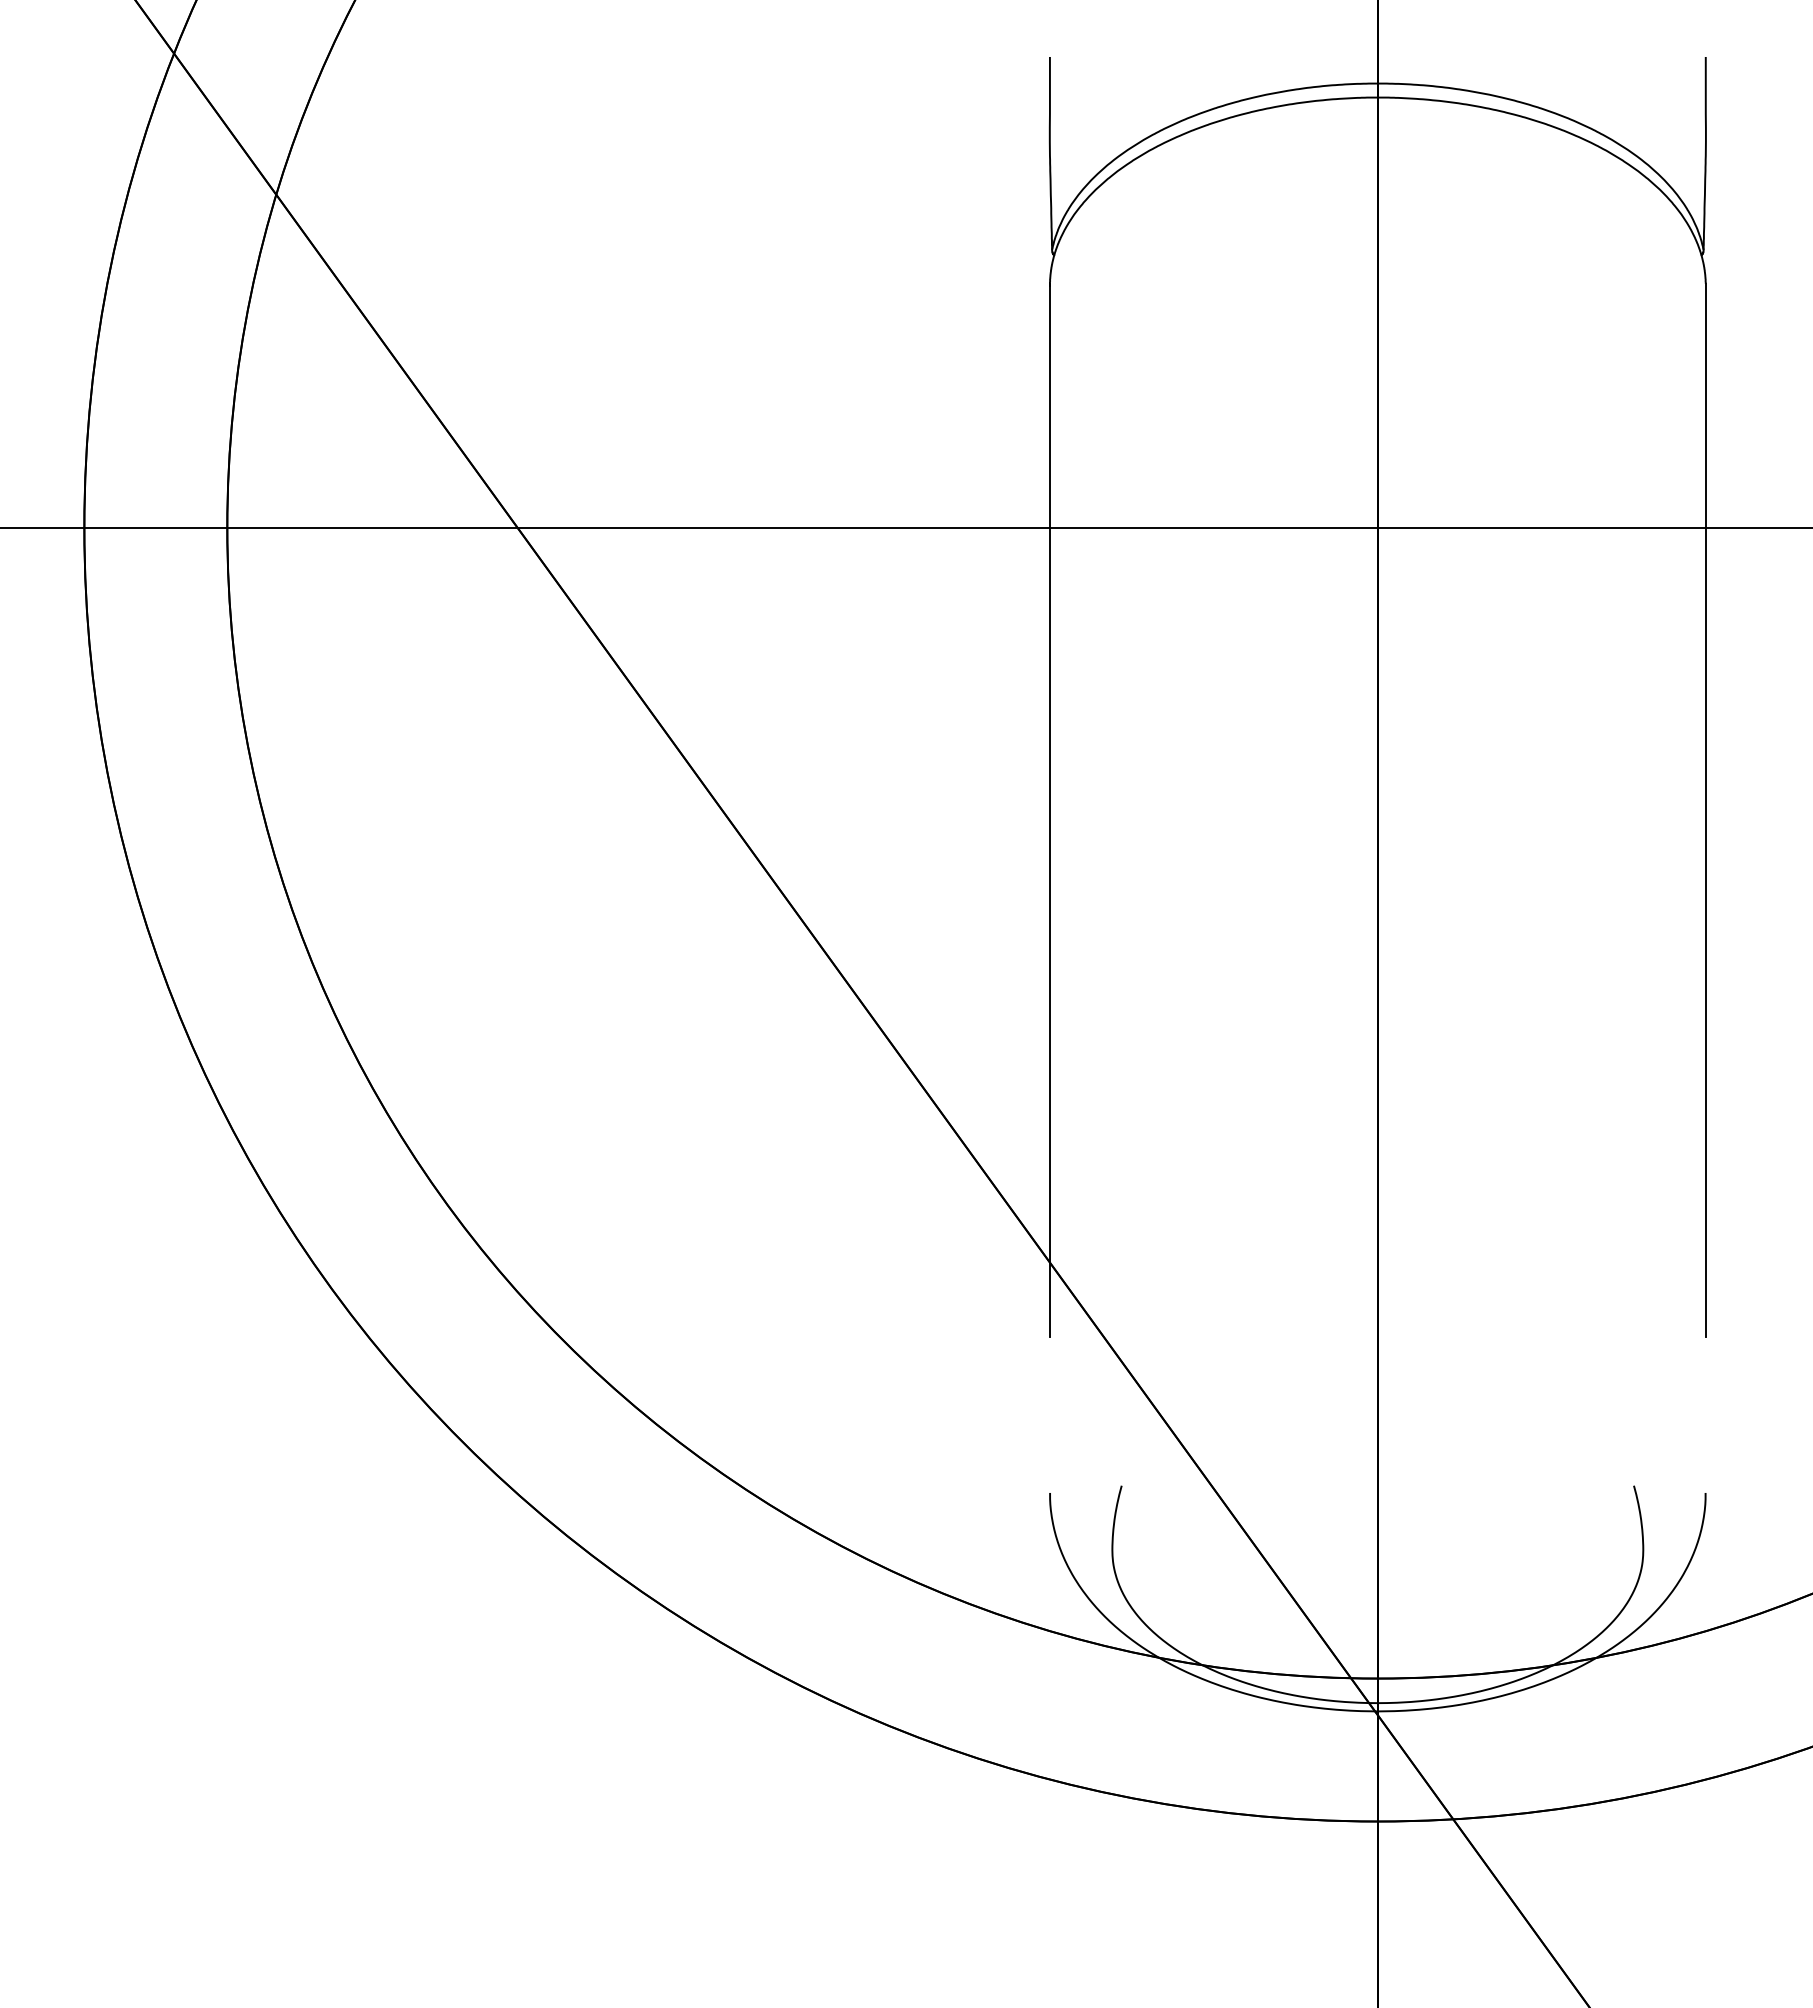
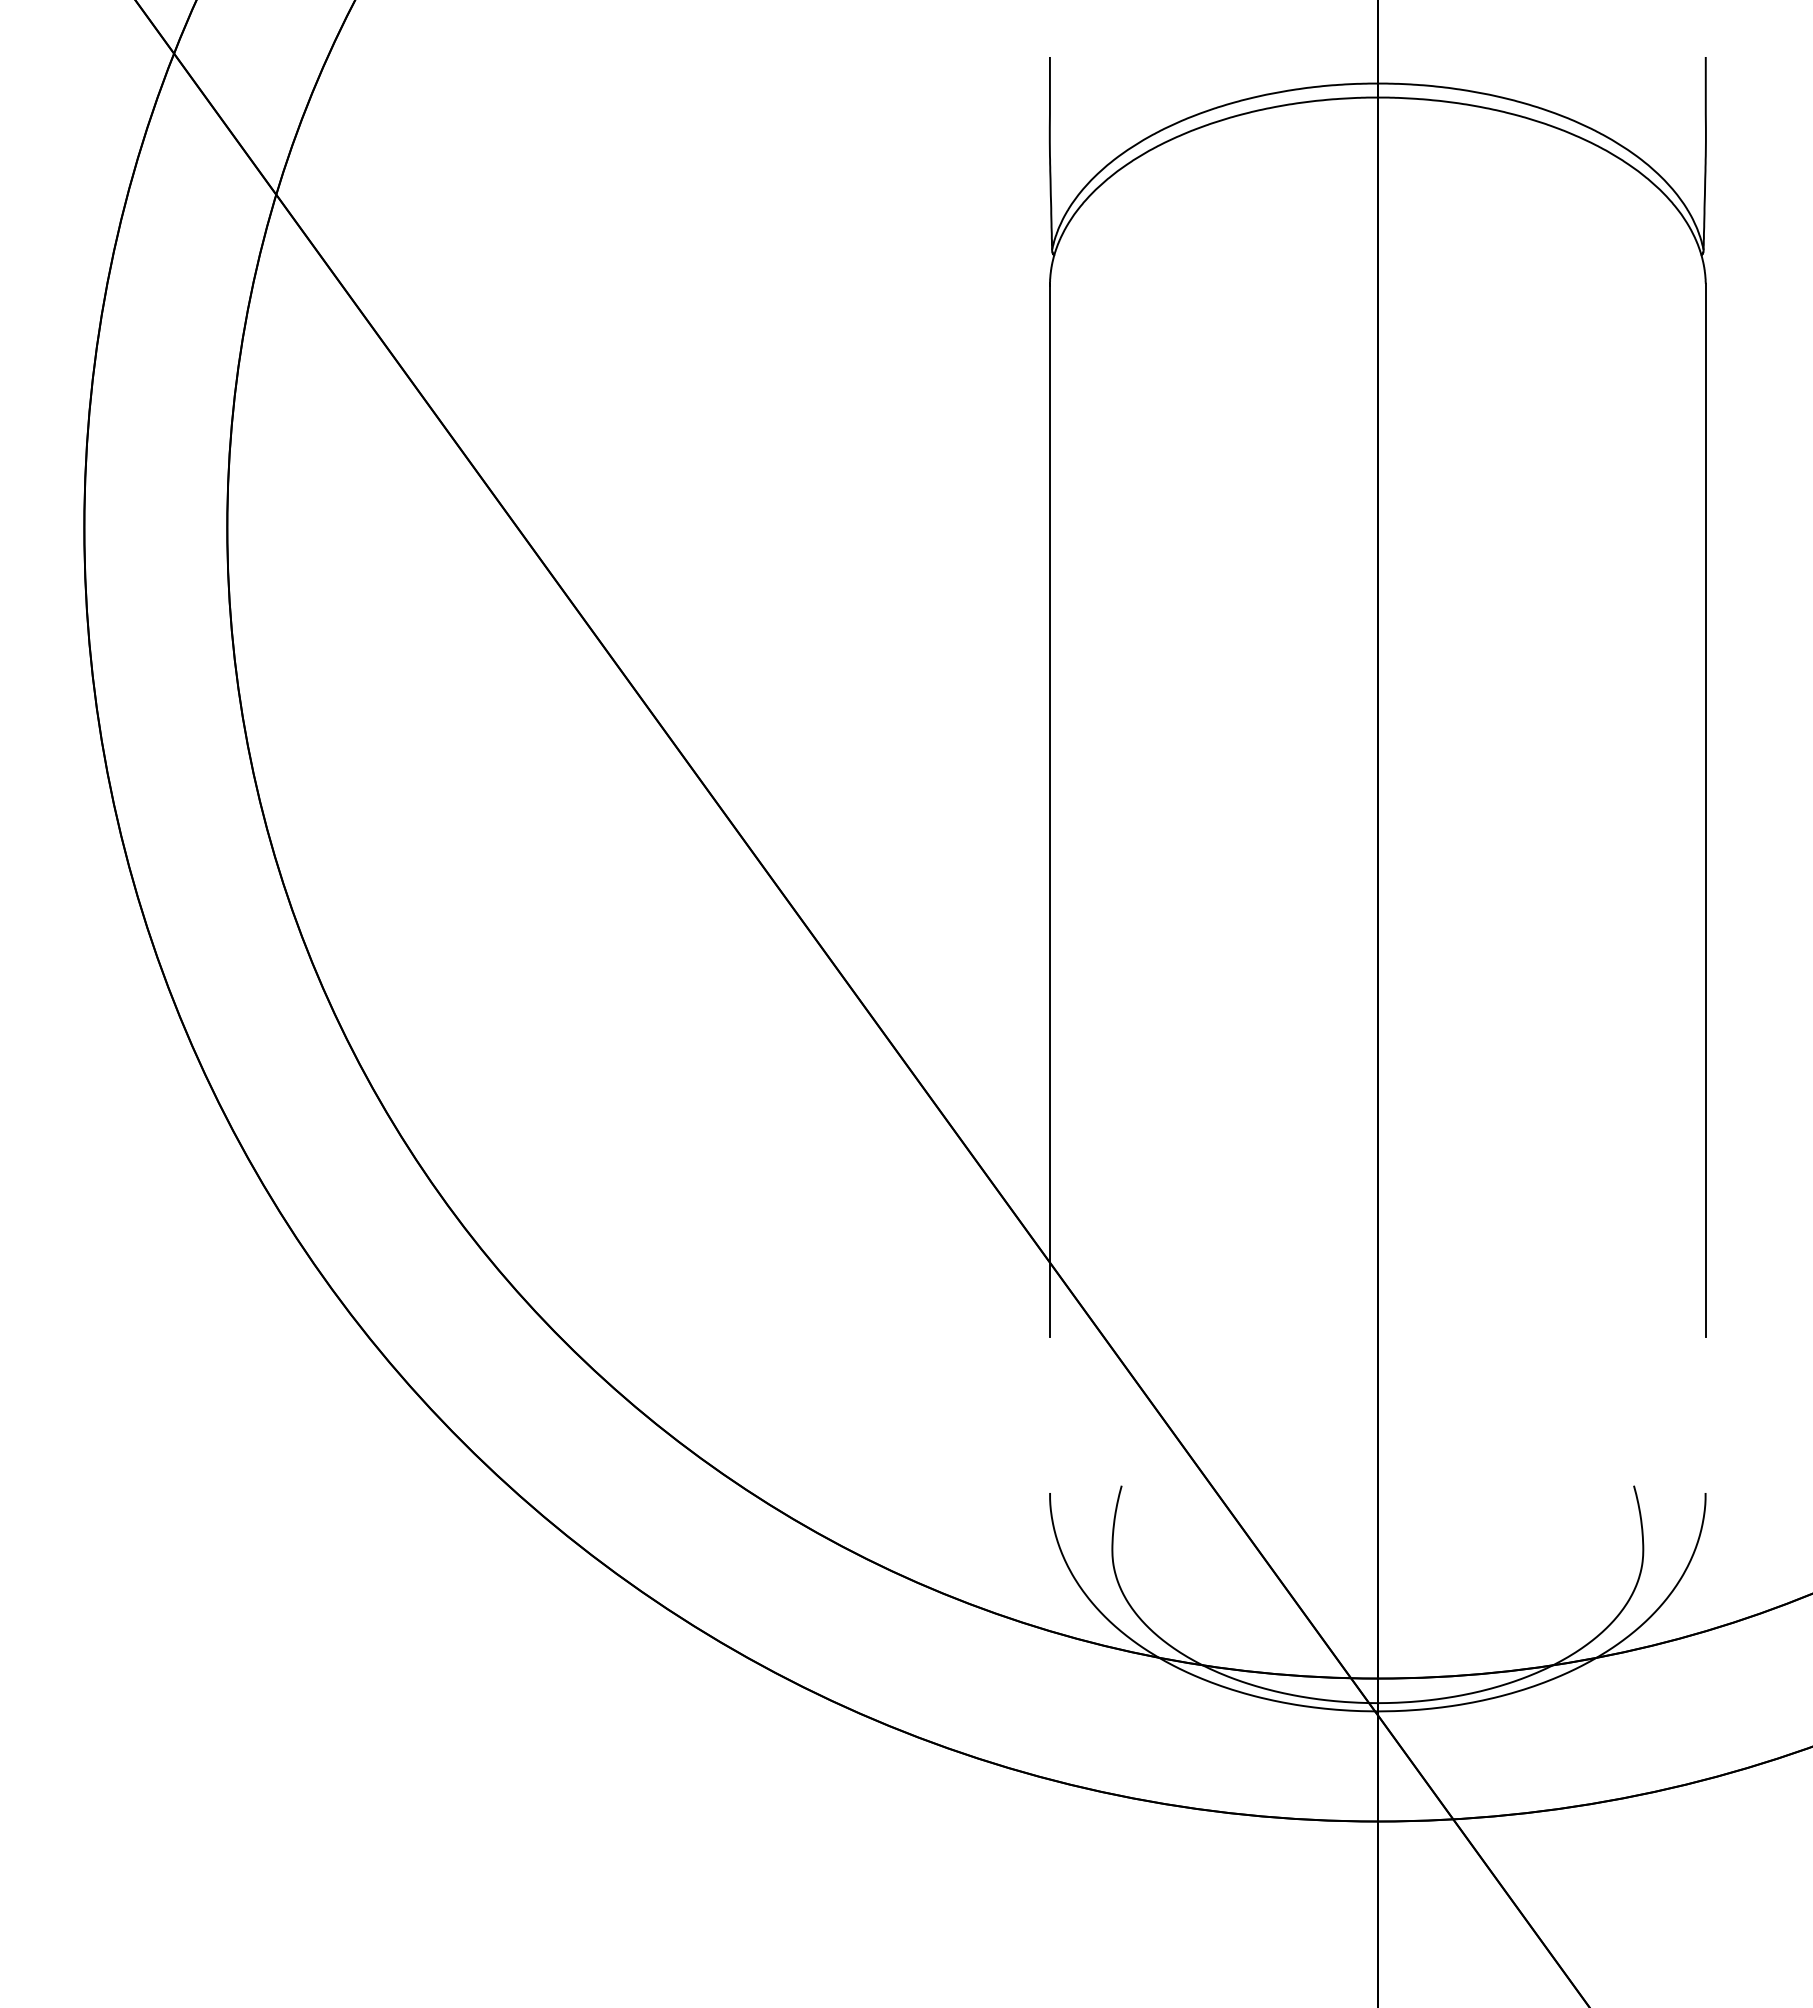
line: present -> none (905, 527)
